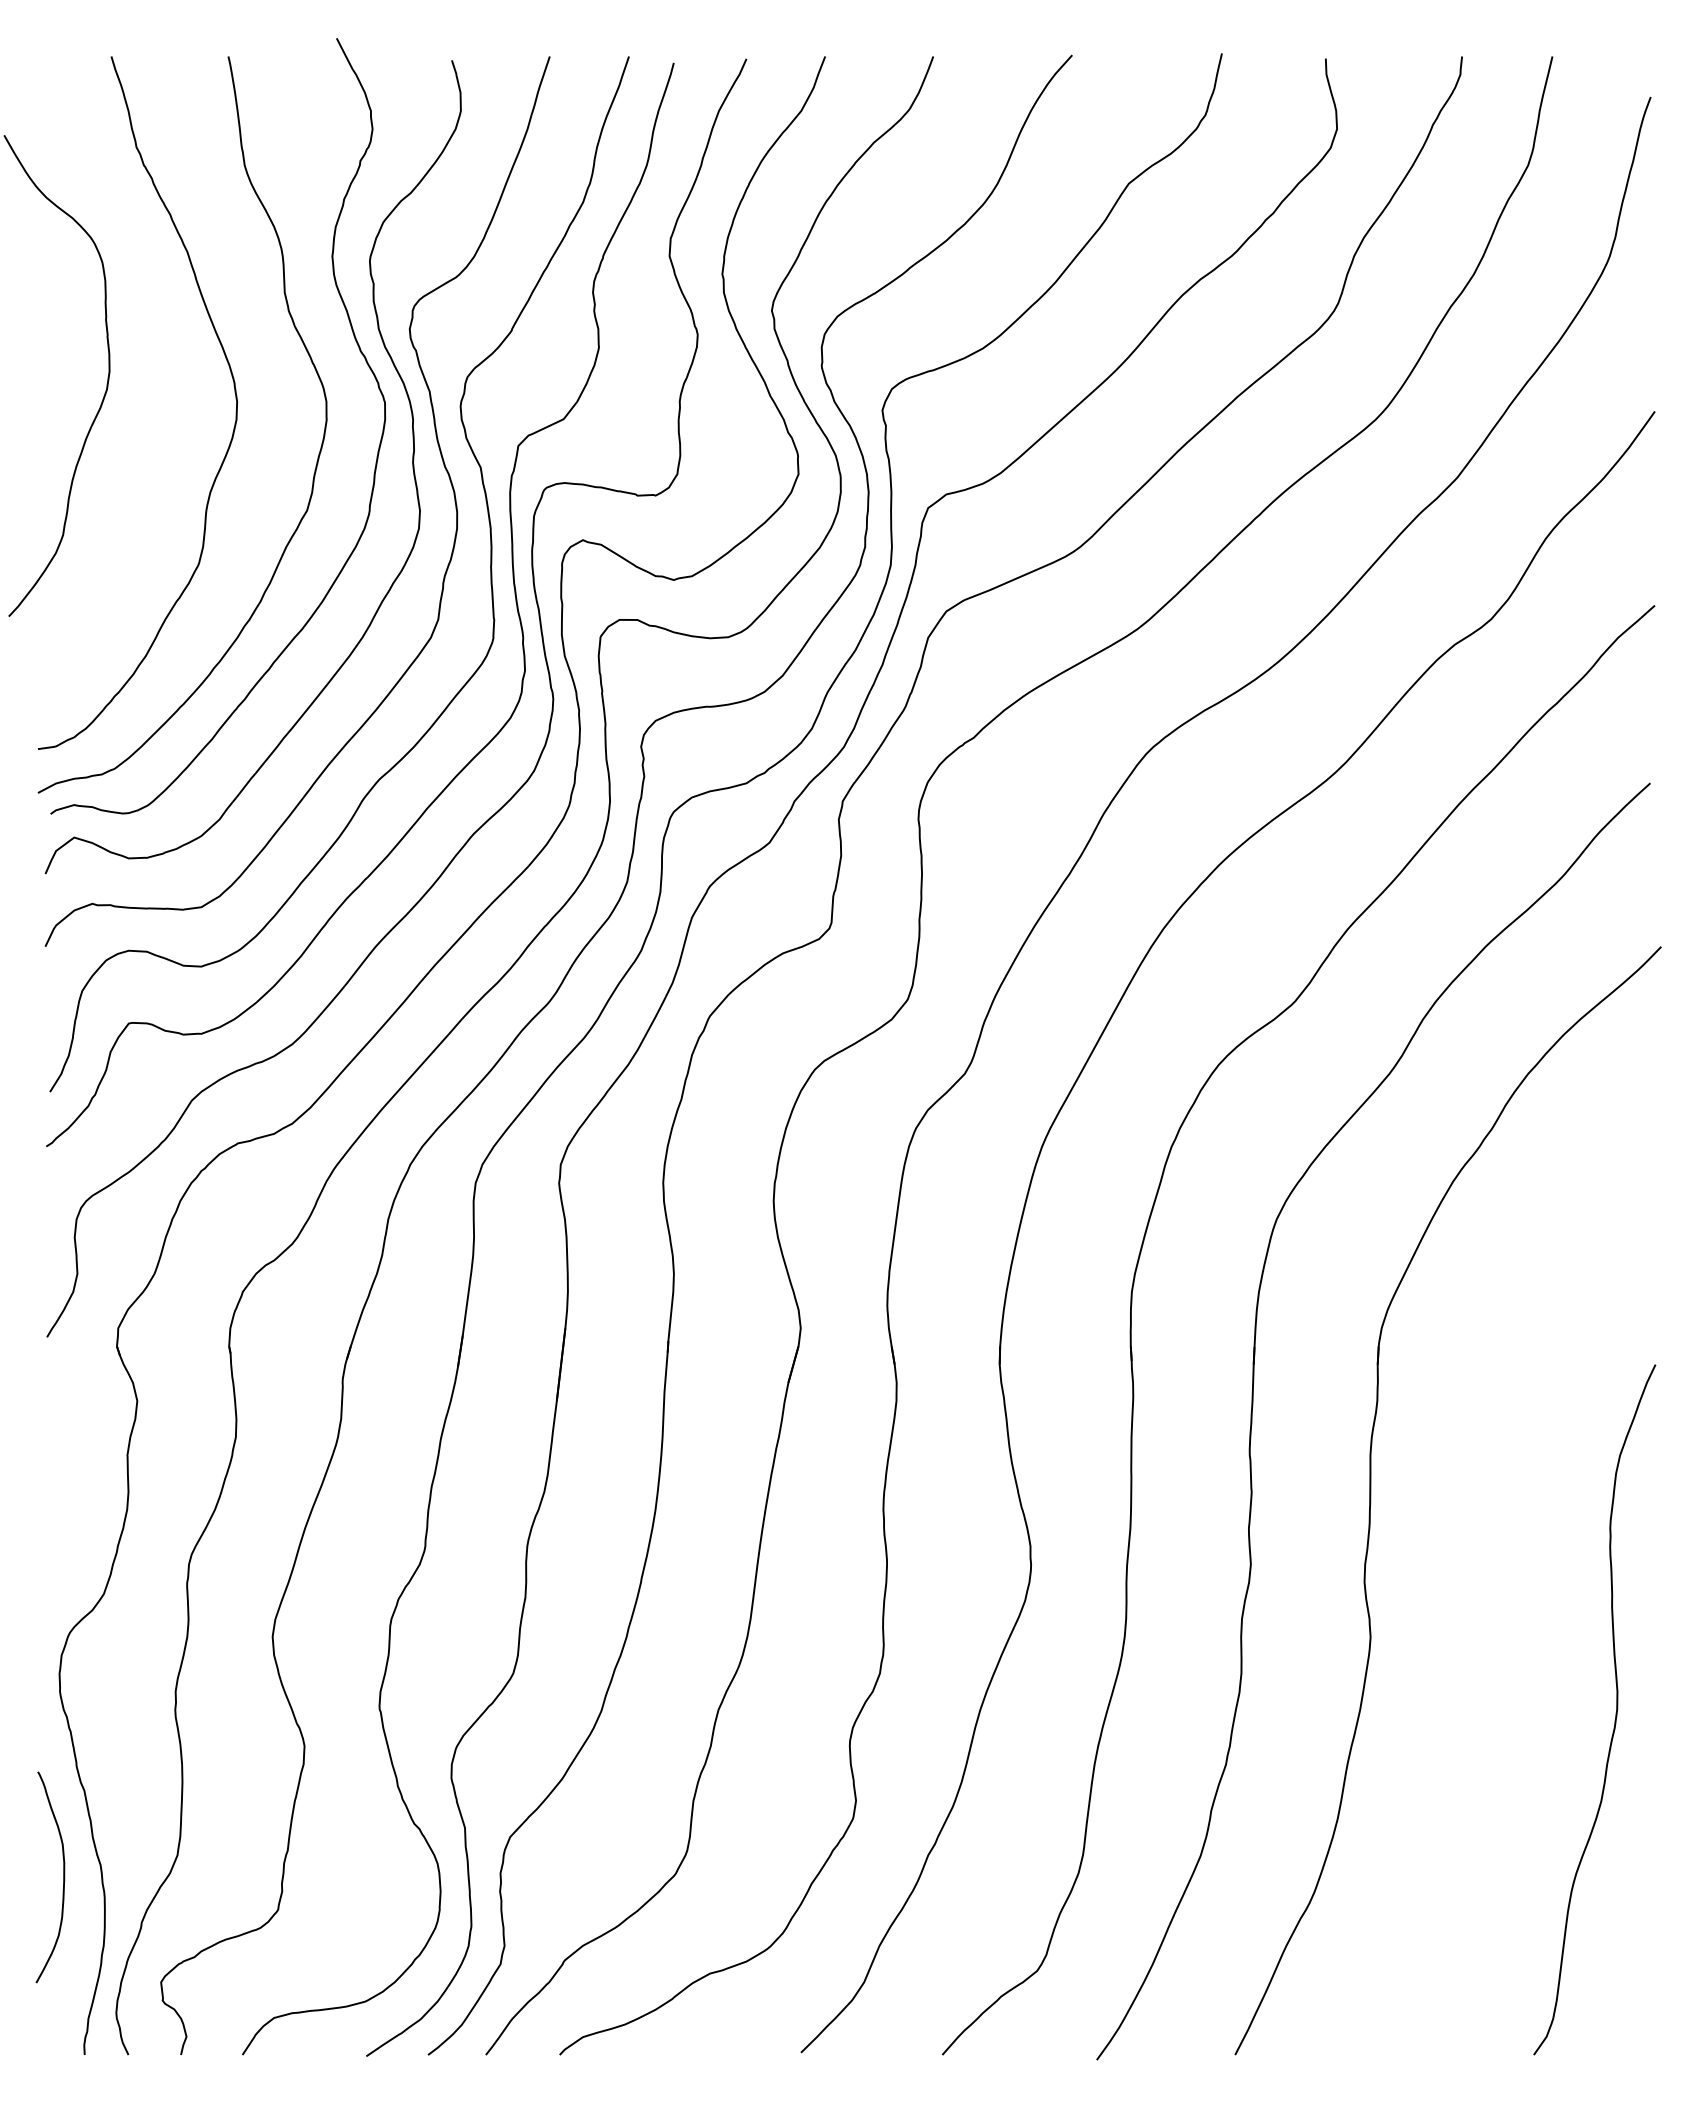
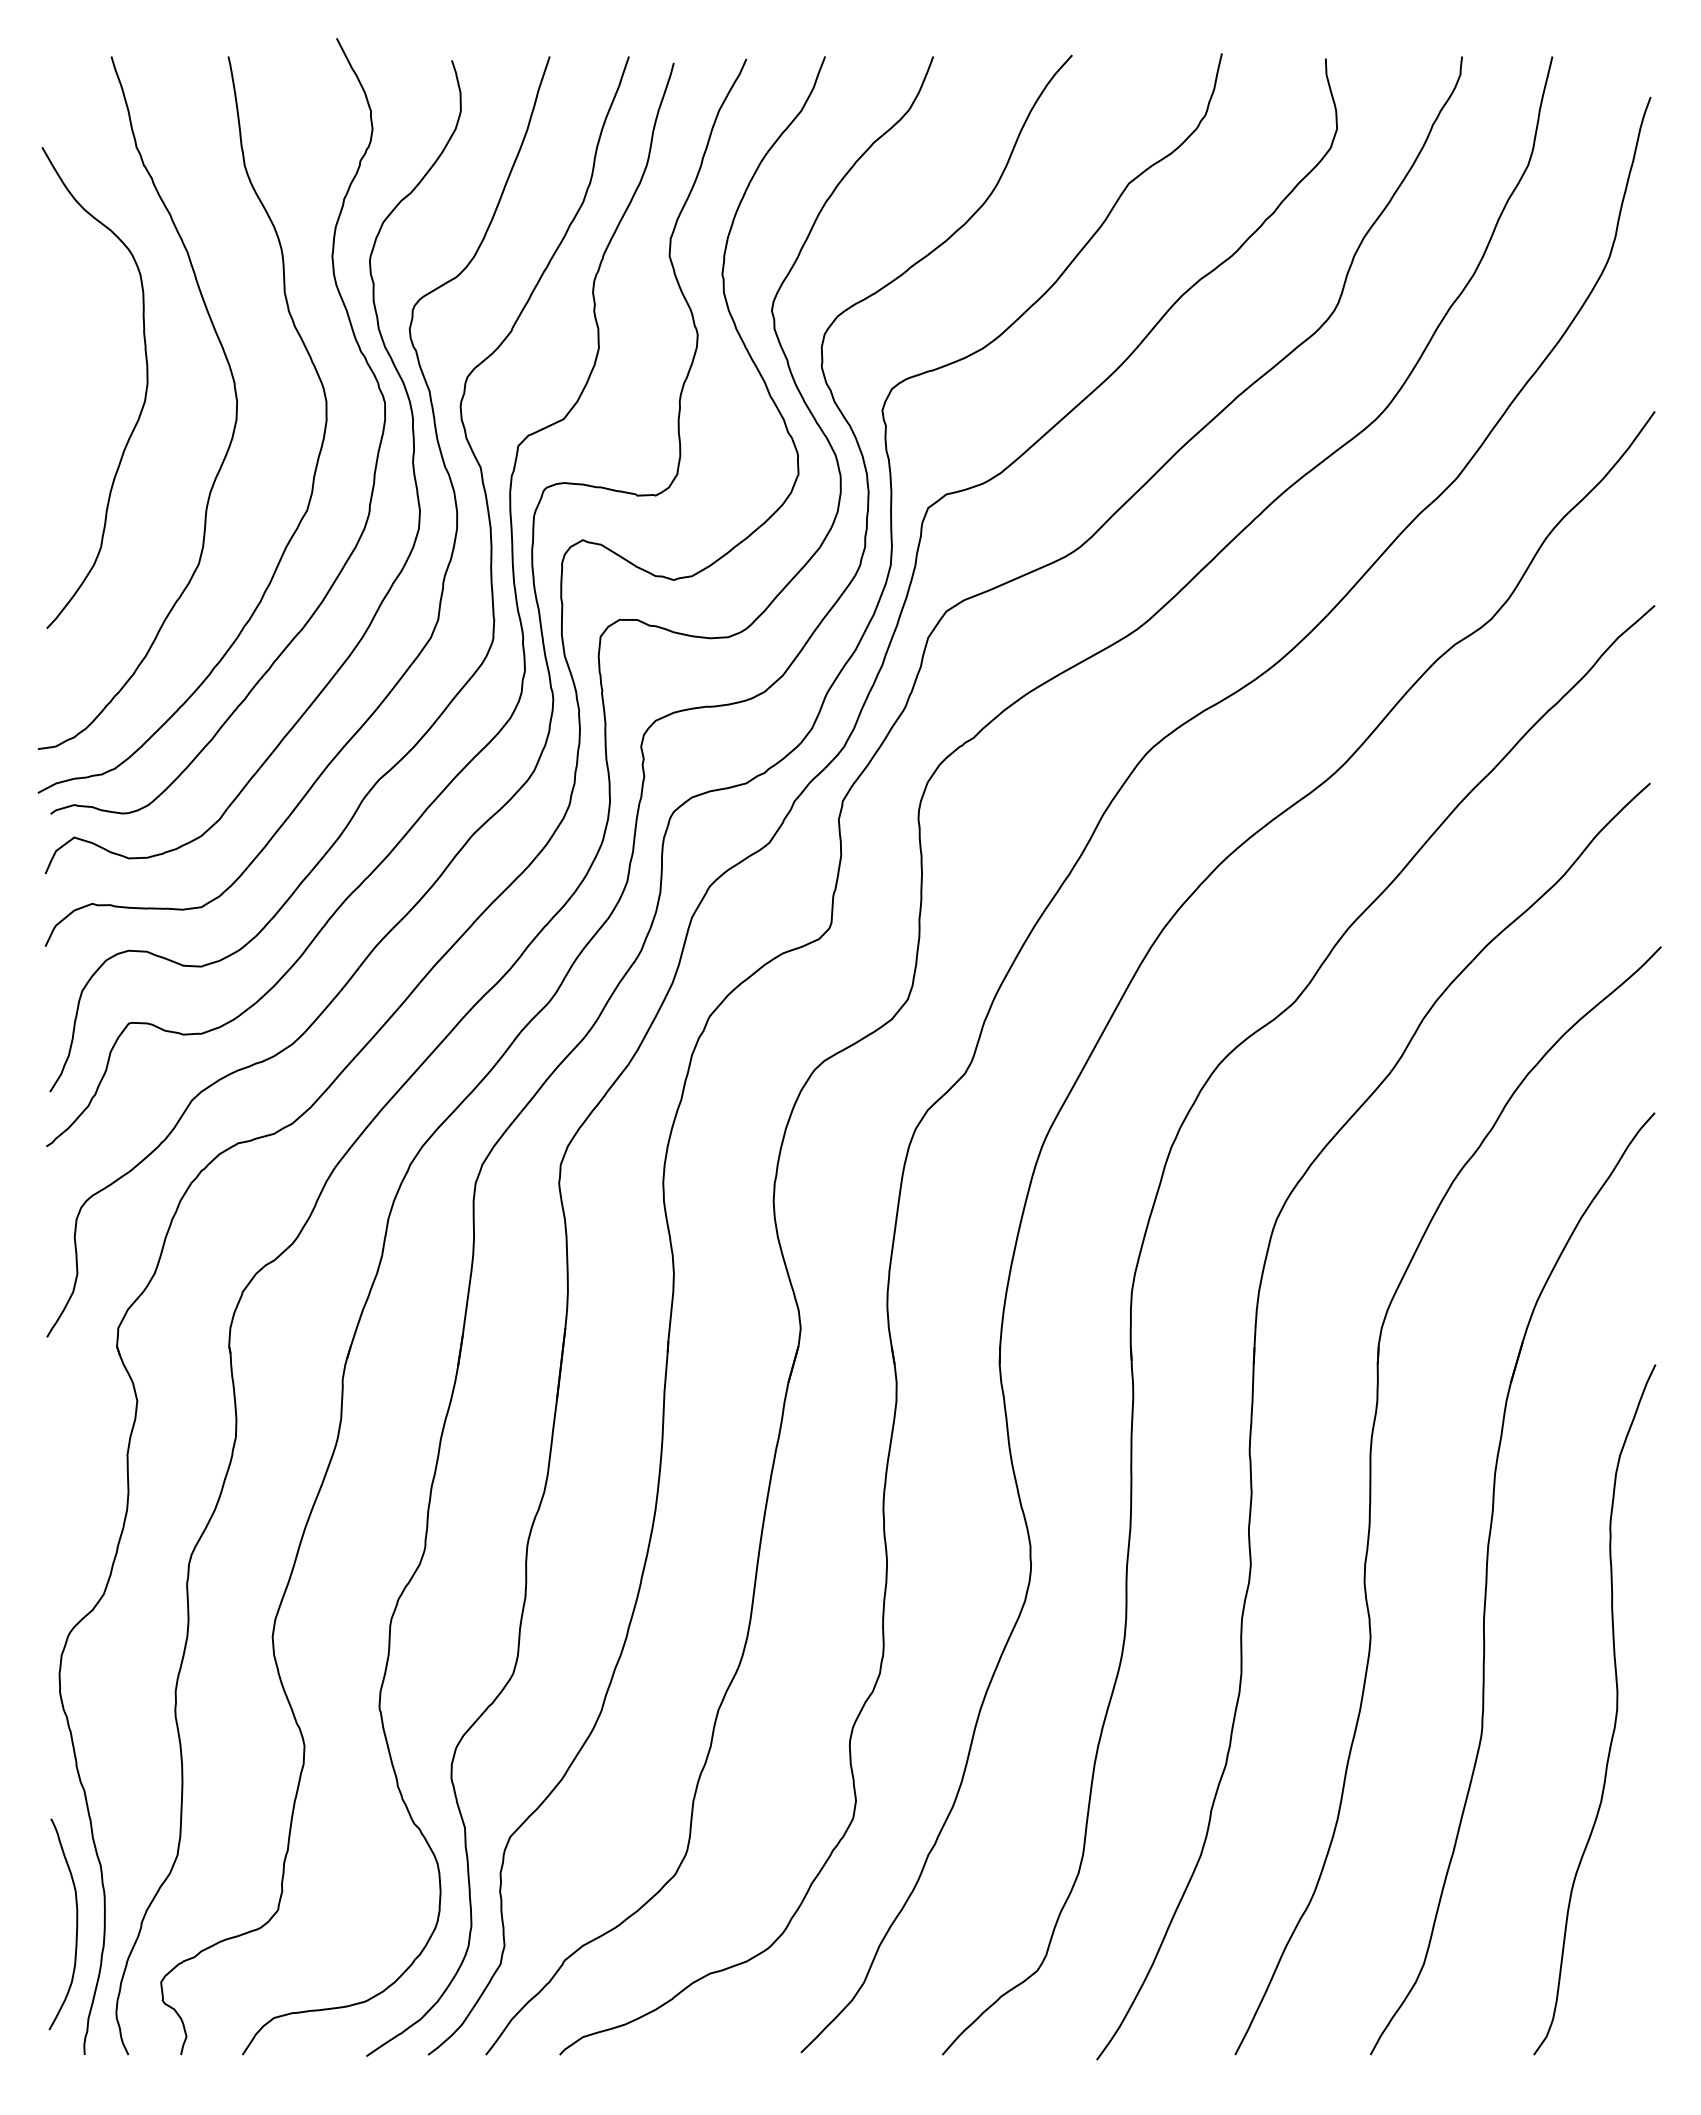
curve position: (106, 384) -> (144, 396) (144, 396)
part: none -> present (1487, 1583)
curve position: (63, 1877) -> (76, 1924) (76, 1924)
